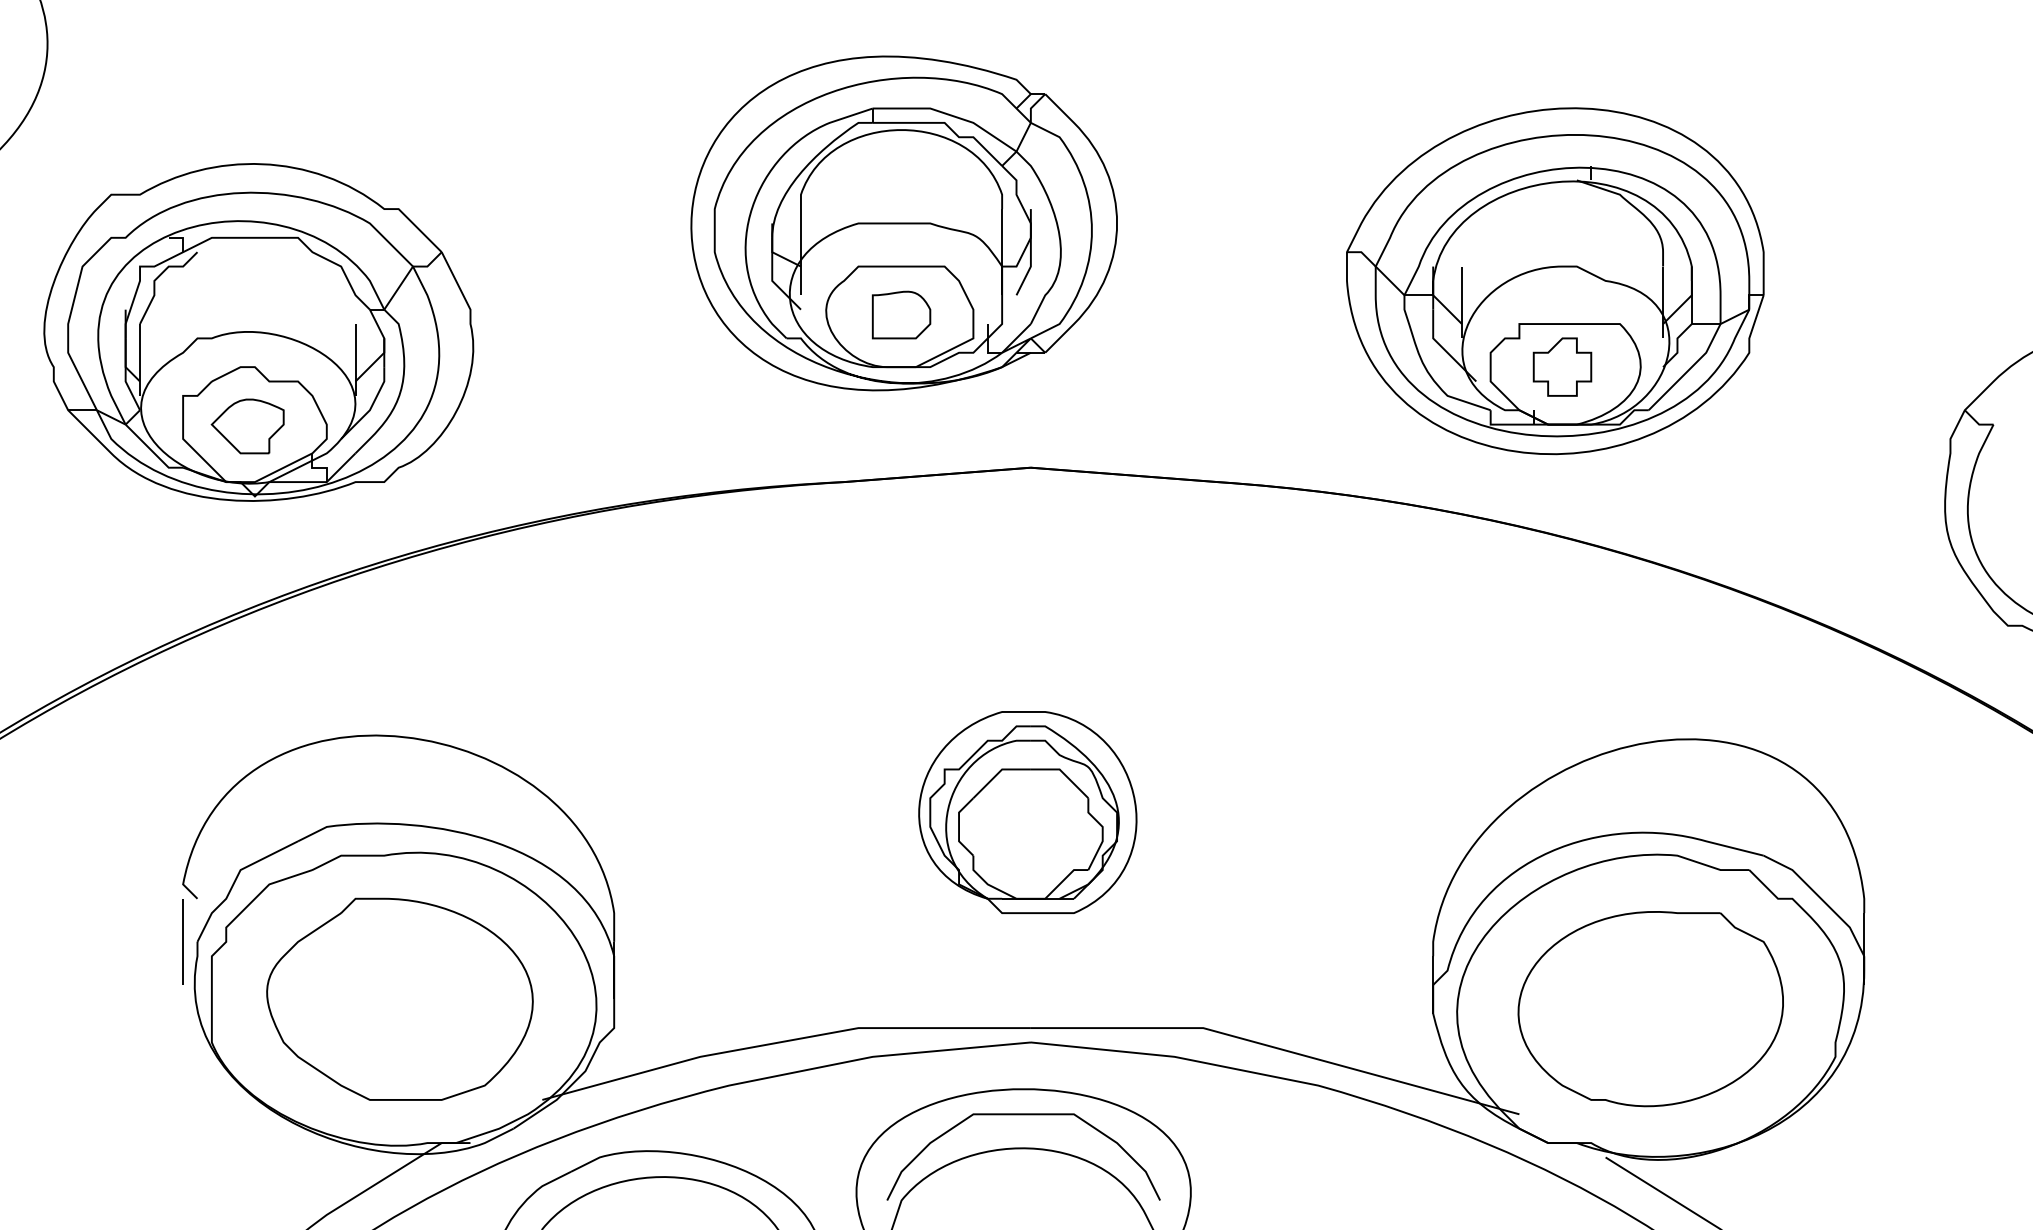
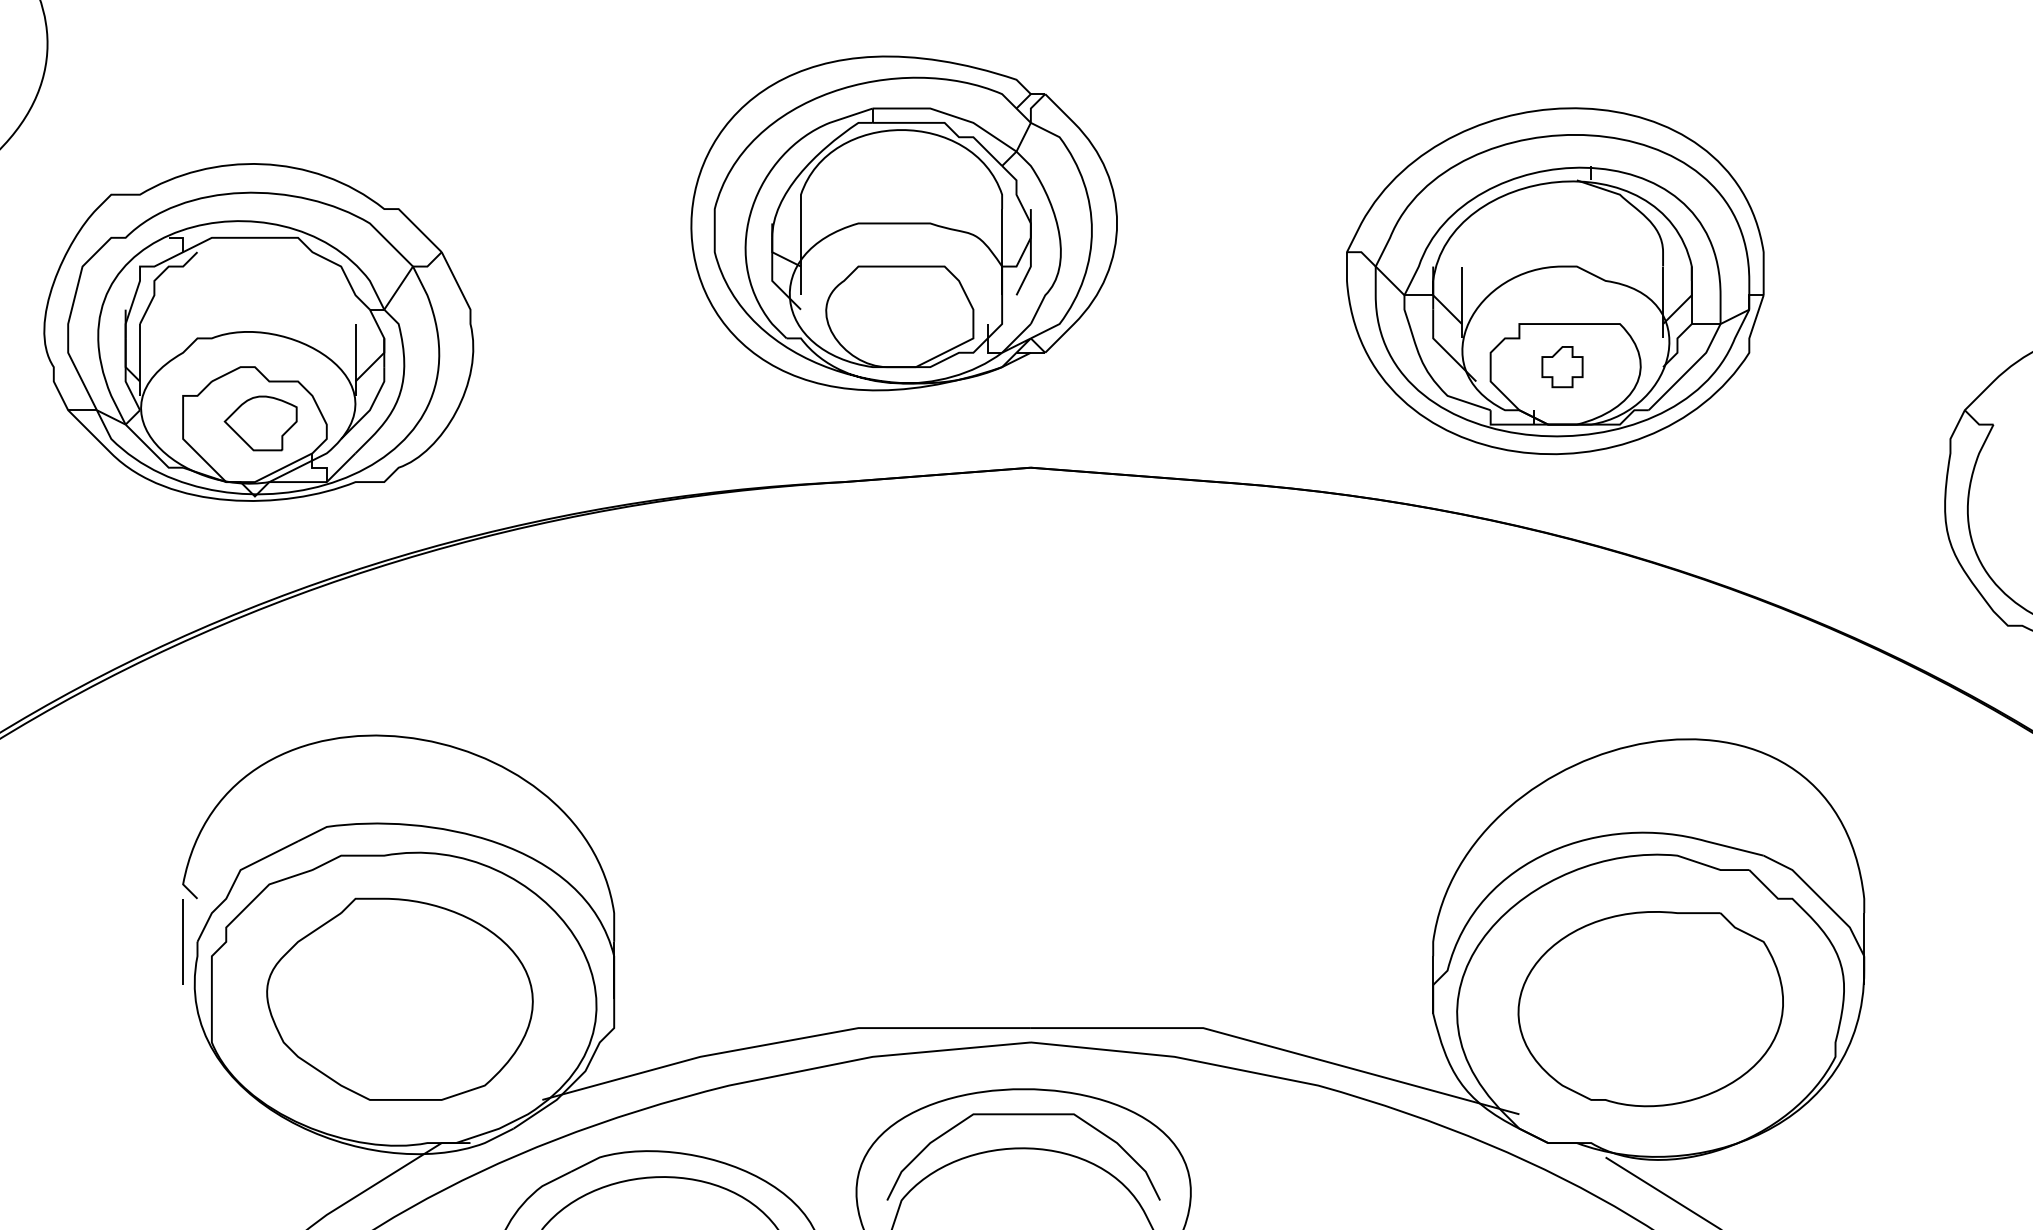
part: present -> none (901, 314)
part size: 61x60 px -> 43x43 px (1562, 367)
part position: (247, 426) -> (260, 423) (260, 423)
part: present -> none (1027, 812)
